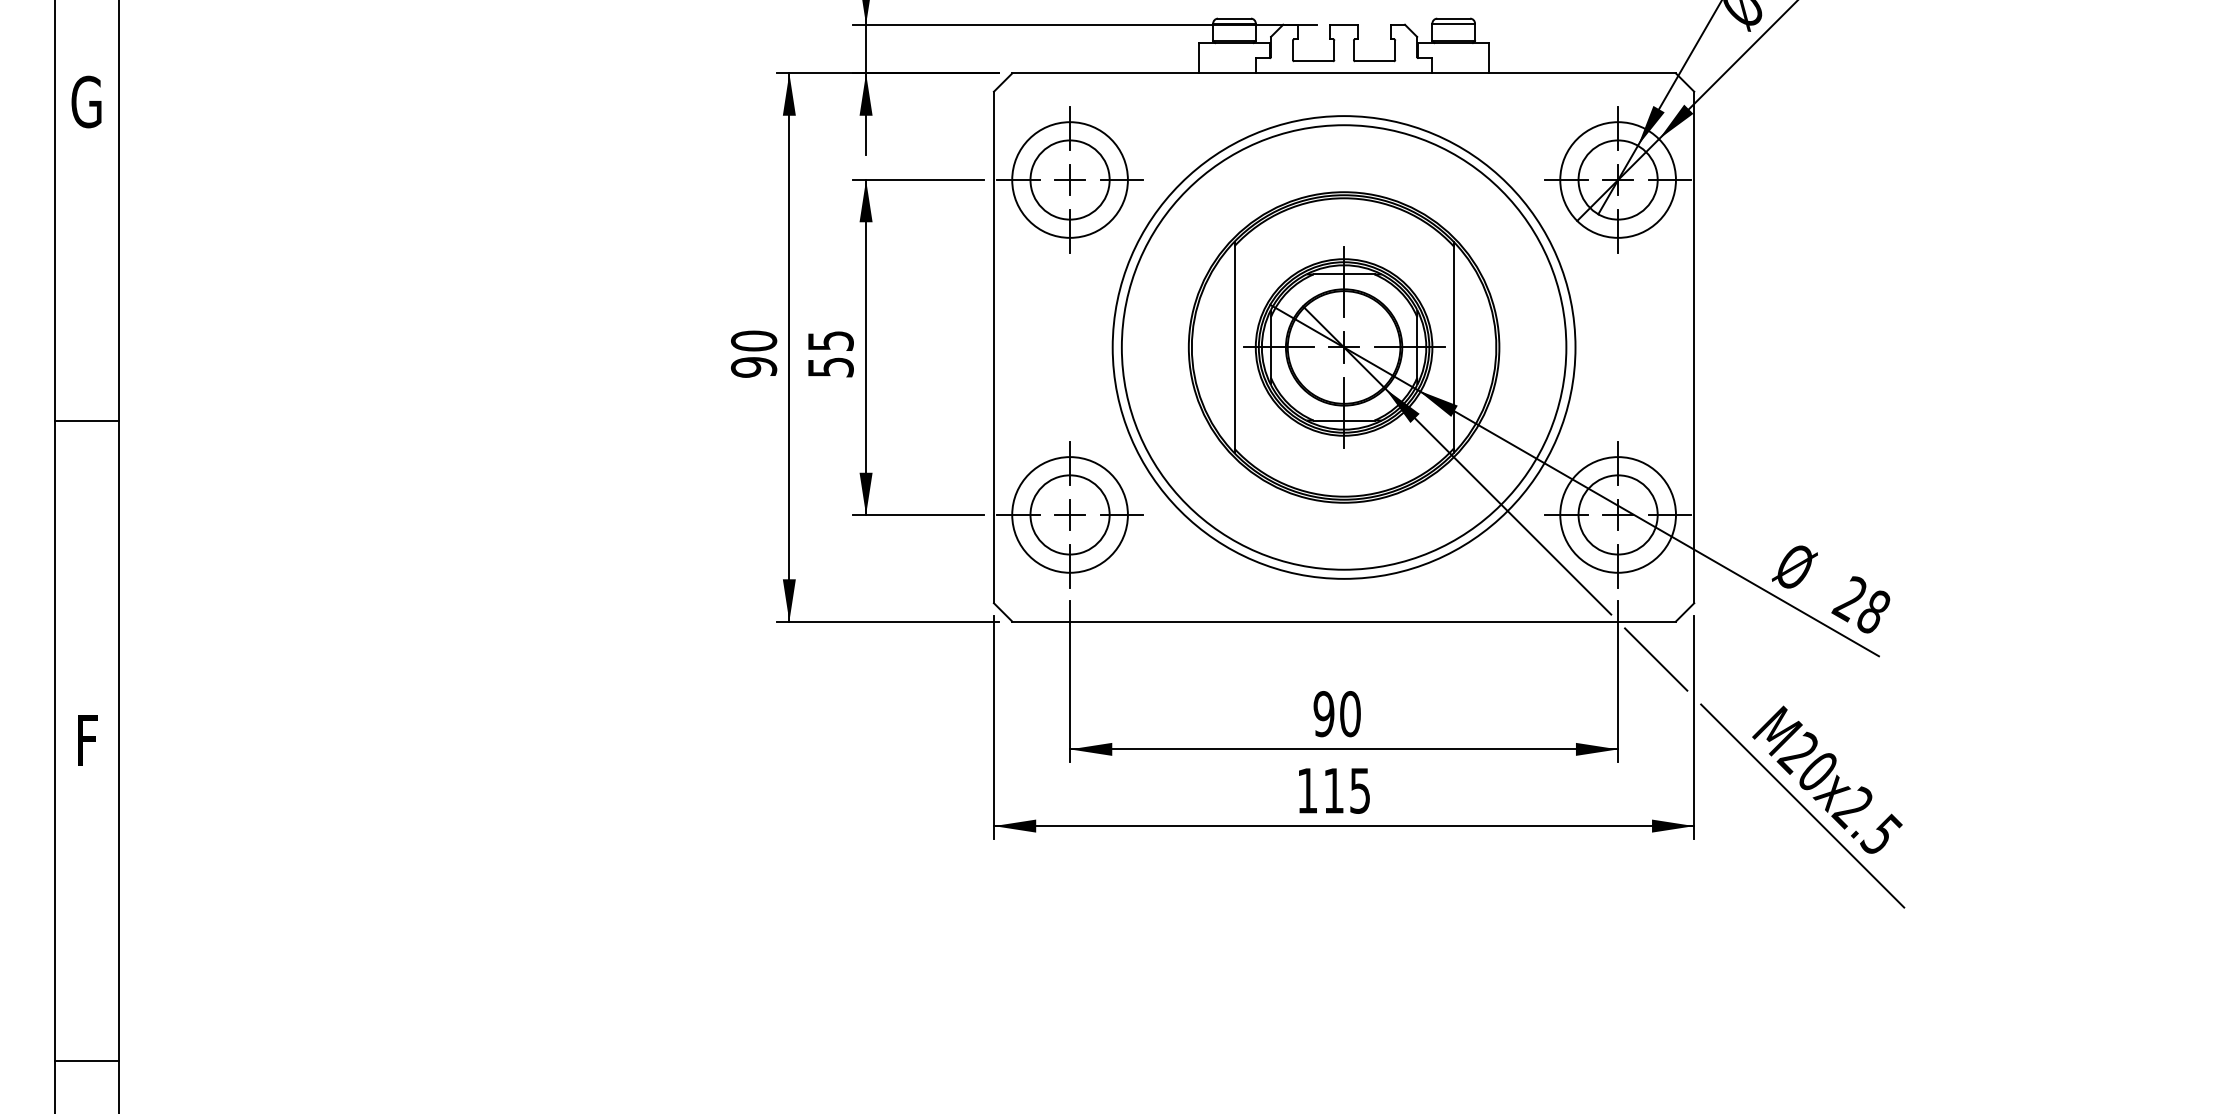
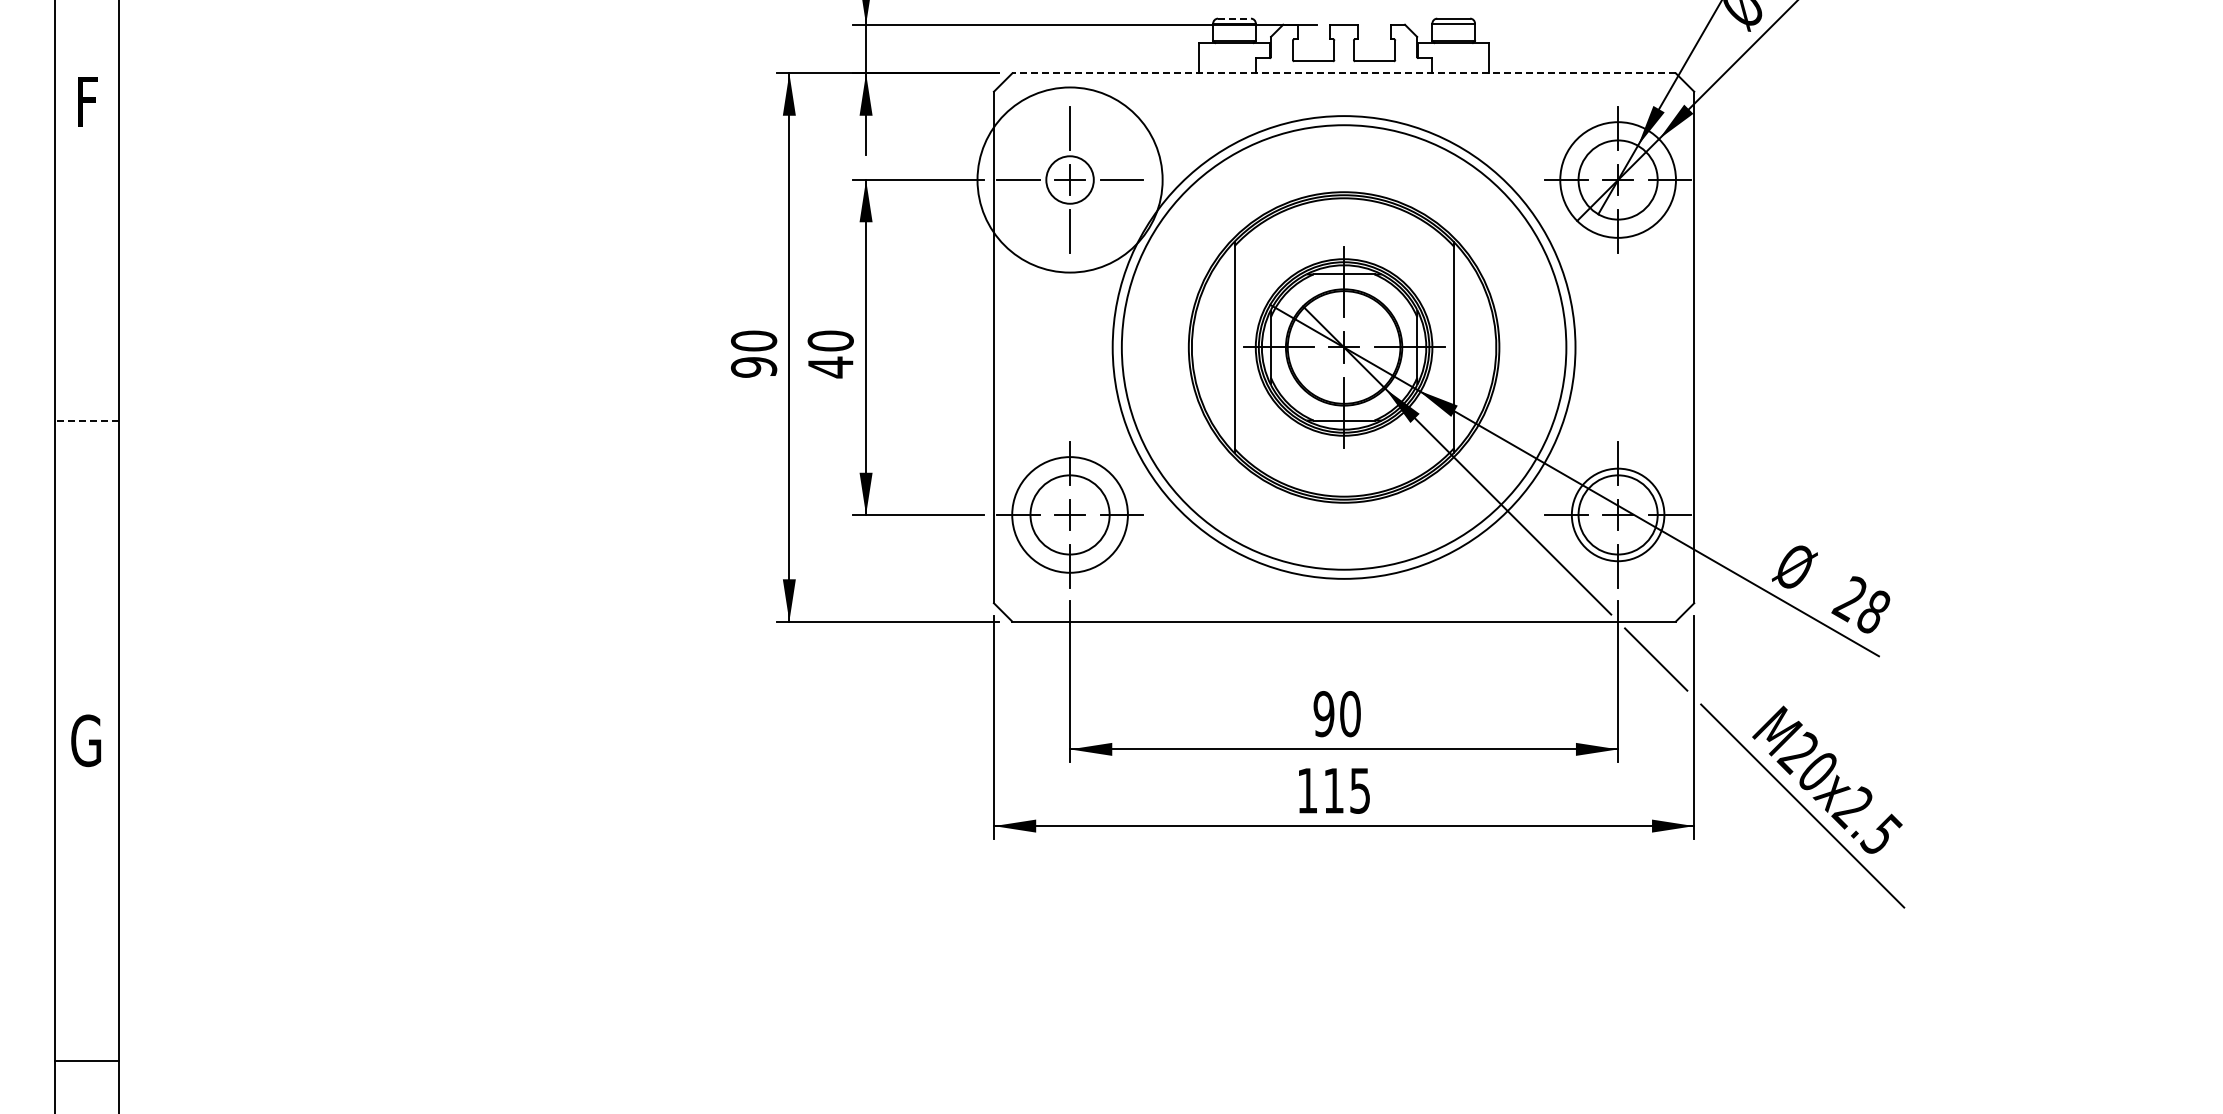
line: solid -> dashed (1234, 18)
line: solid -> dashed (1344, 73)
text: G -> F (86, 101)
circle diameter: 116 px -> 185 px (1069, 179)
circle diameter: 79 px -> 47 px (1069, 179)
text: 55 -> 40 (830, 354)
line: solid -> dashed (87, 421)
circle diameter: 116 px -> 93 px (1617, 514)
text: F -> G (86, 740)
